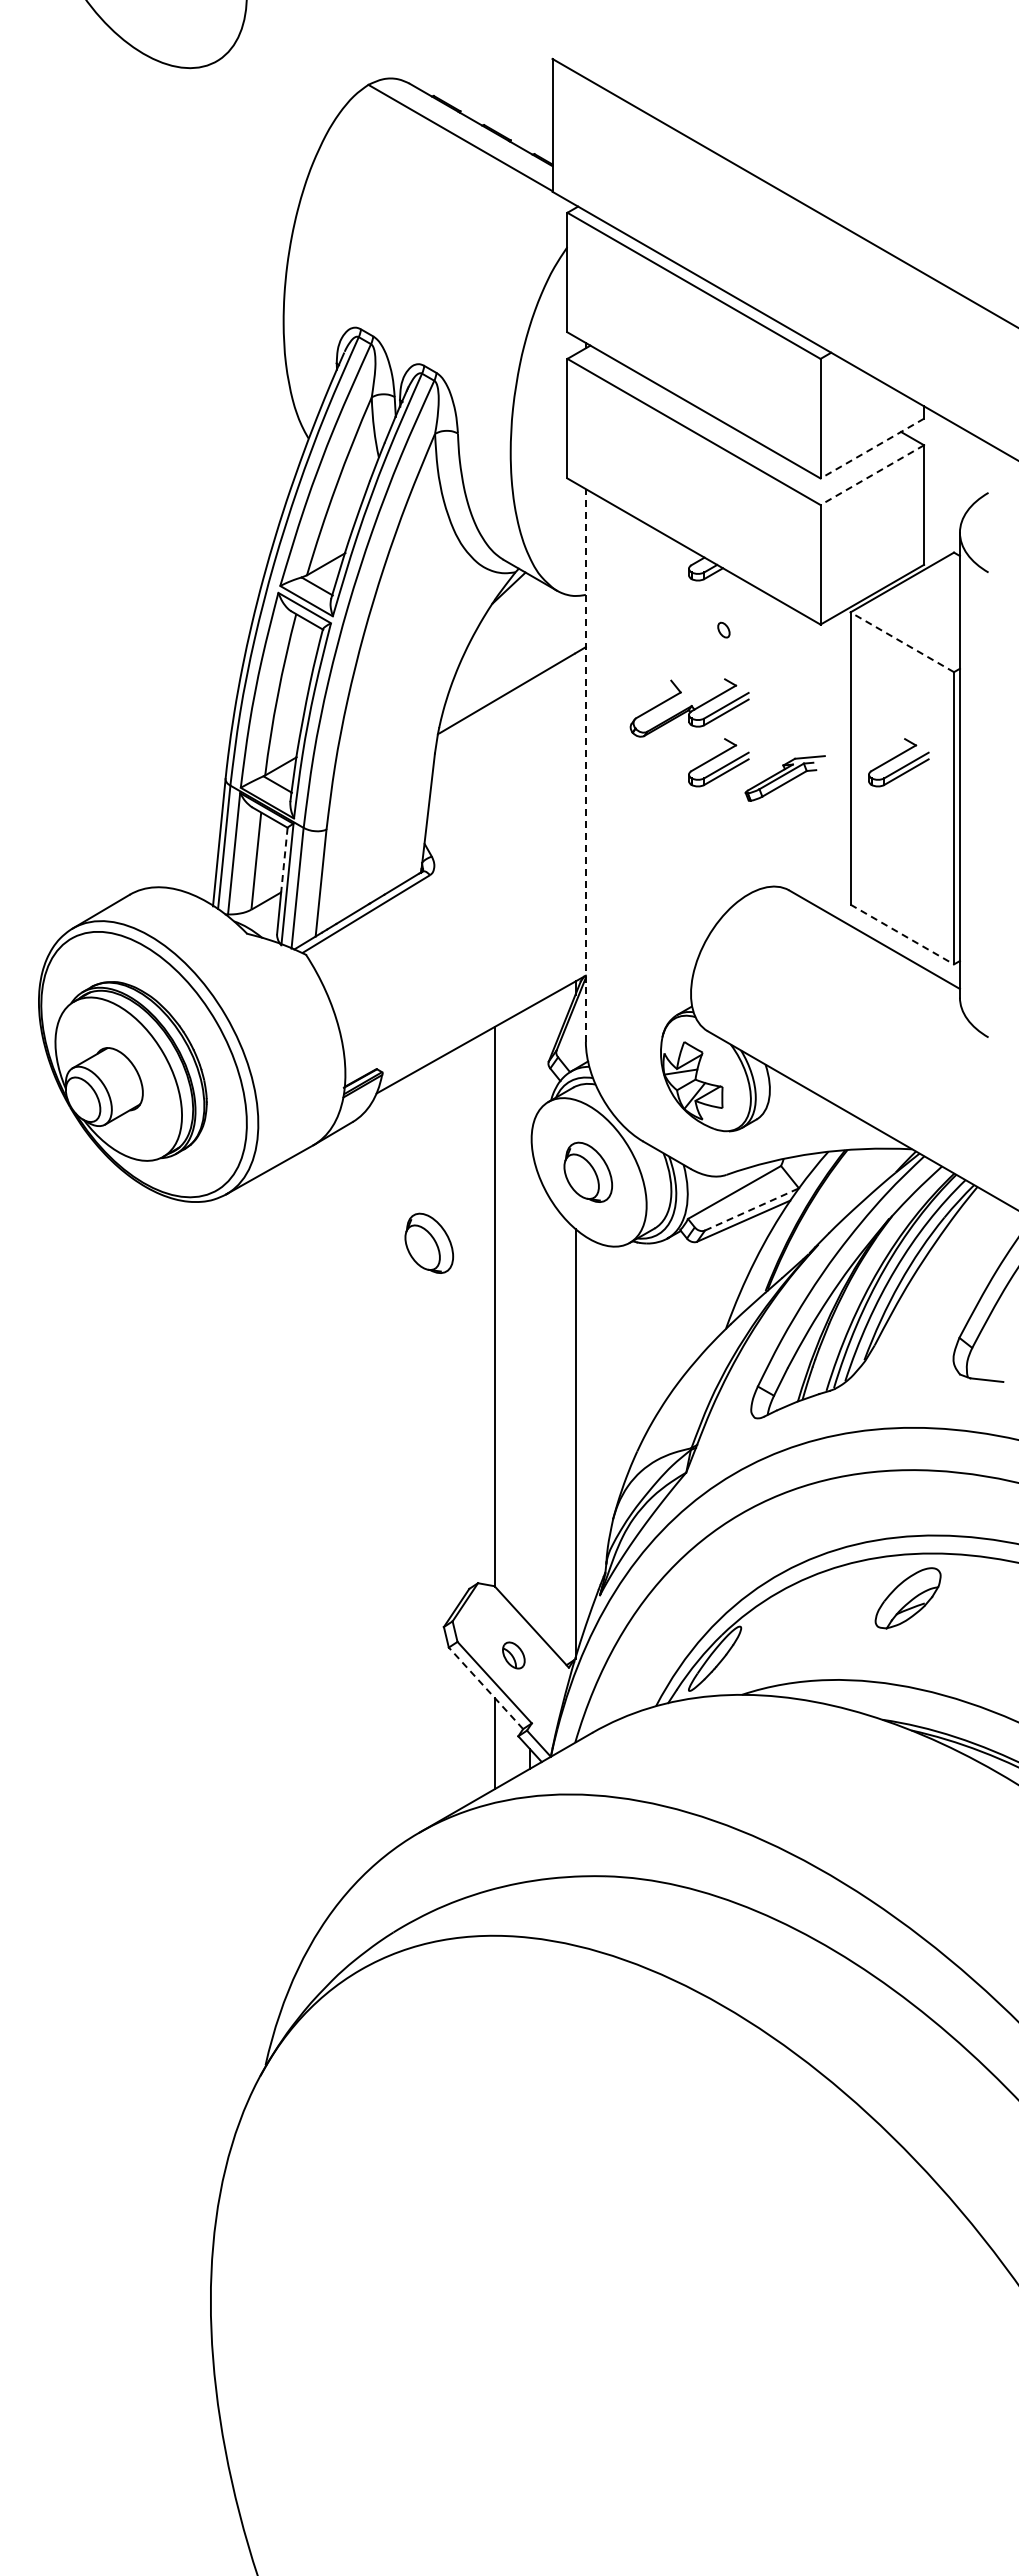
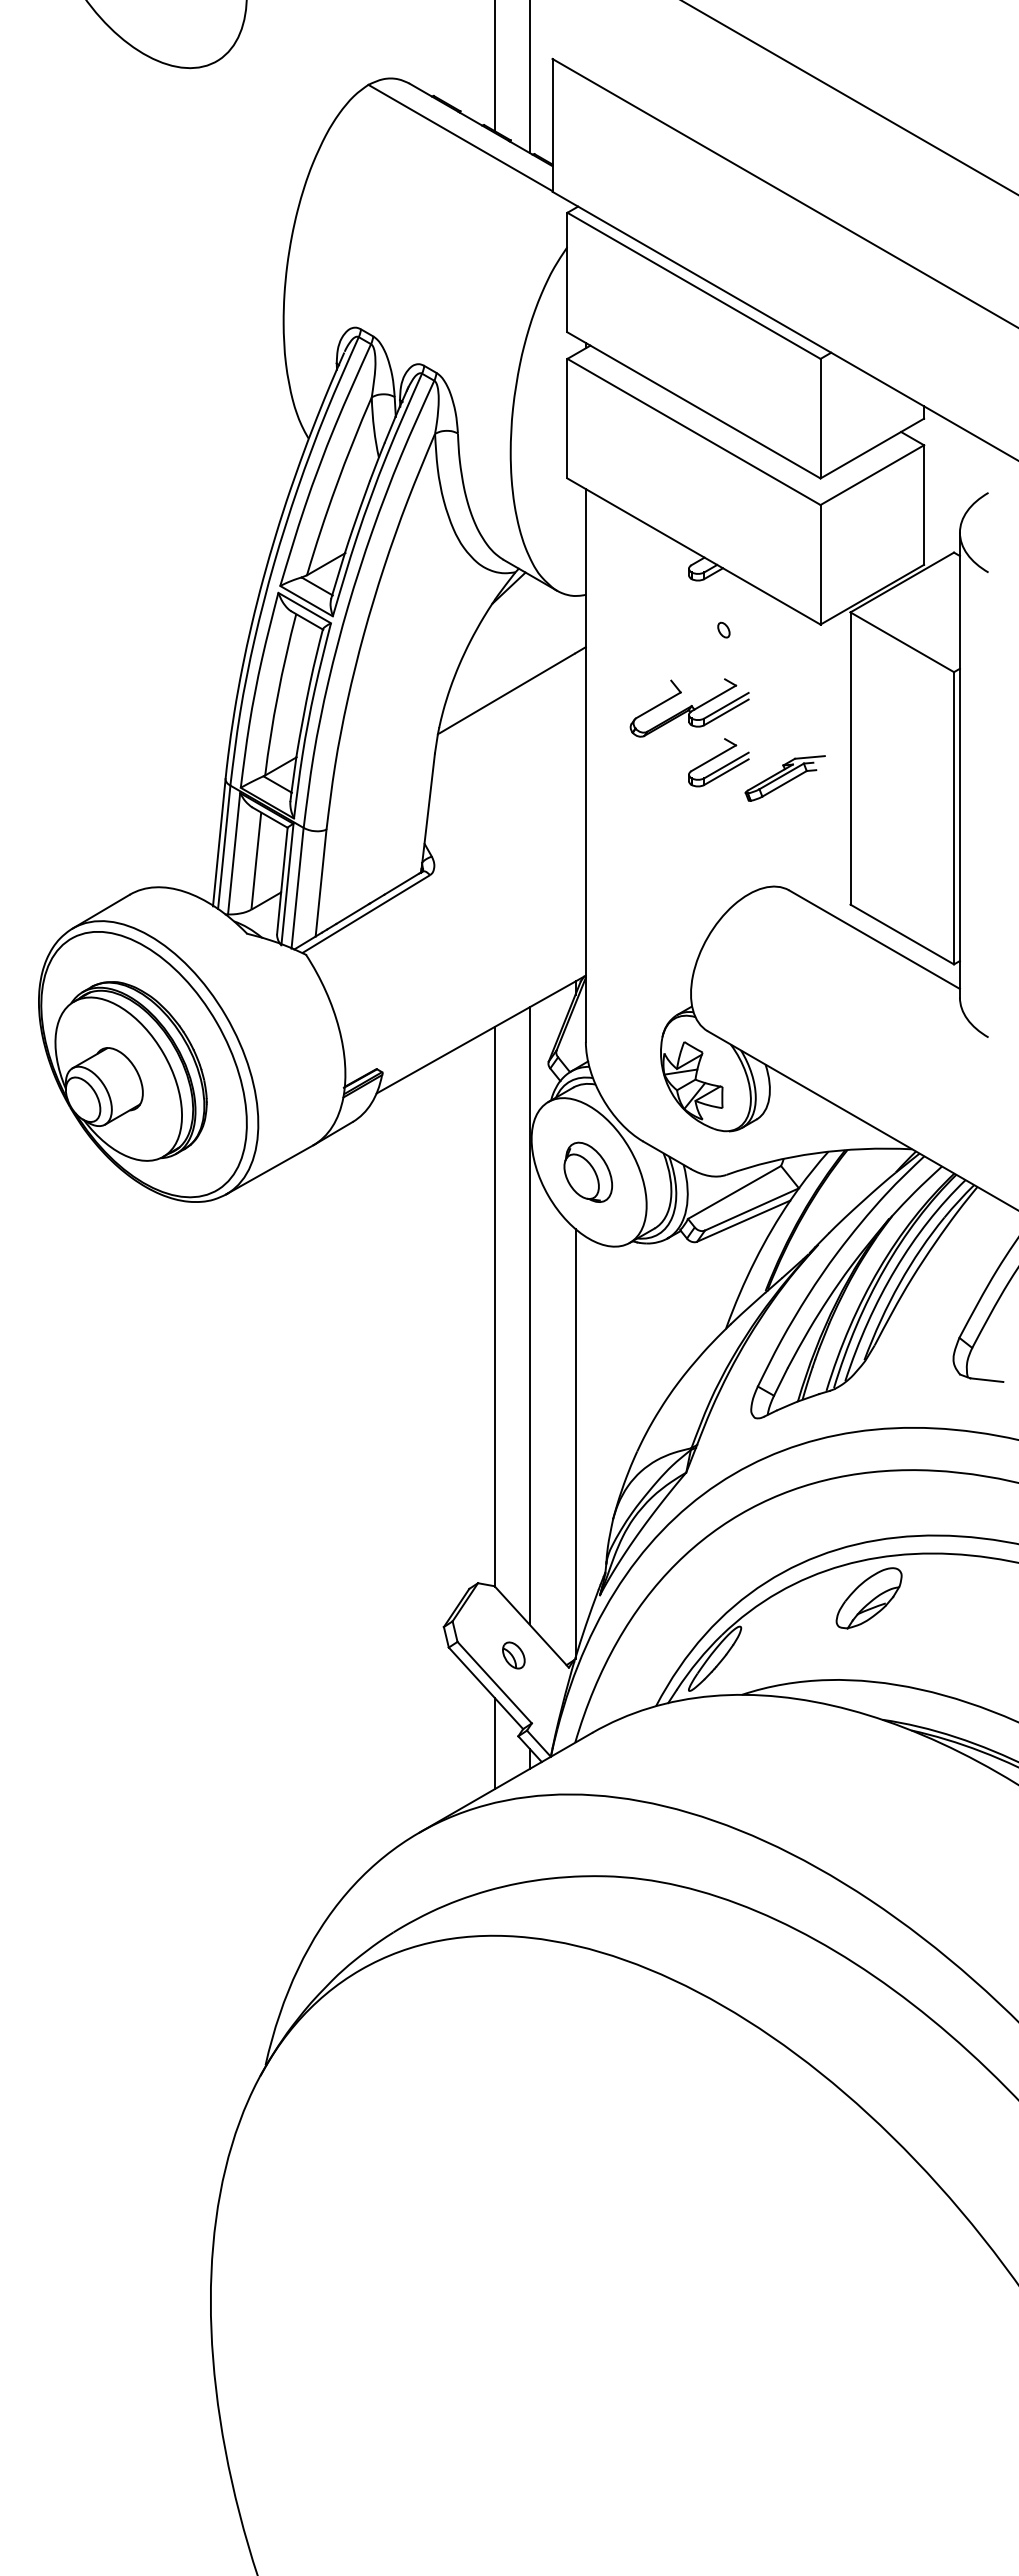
line: none -> present (494, 66)
line: none -> present (529, 77)
line: none -> present (849, 97)
line: dashed -> solid (872, 448)
line: dashed -> solid (872, 475)
line: dashed -> solid (902, 642)
part: present -> none (898, 762)
line: dashed -> solid (585, 765)
line: dashed -> solid (284, 860)
line: dashed -> solid (902, 934)
line: dashed -> solid (752, 1209)
part: present -> none (429, 1242)
line: none -> present (529, 1315)
part position: (907, 1598) -> (868, 1598) (868, 1598)
line: dashed -> solid (485, 1687)
